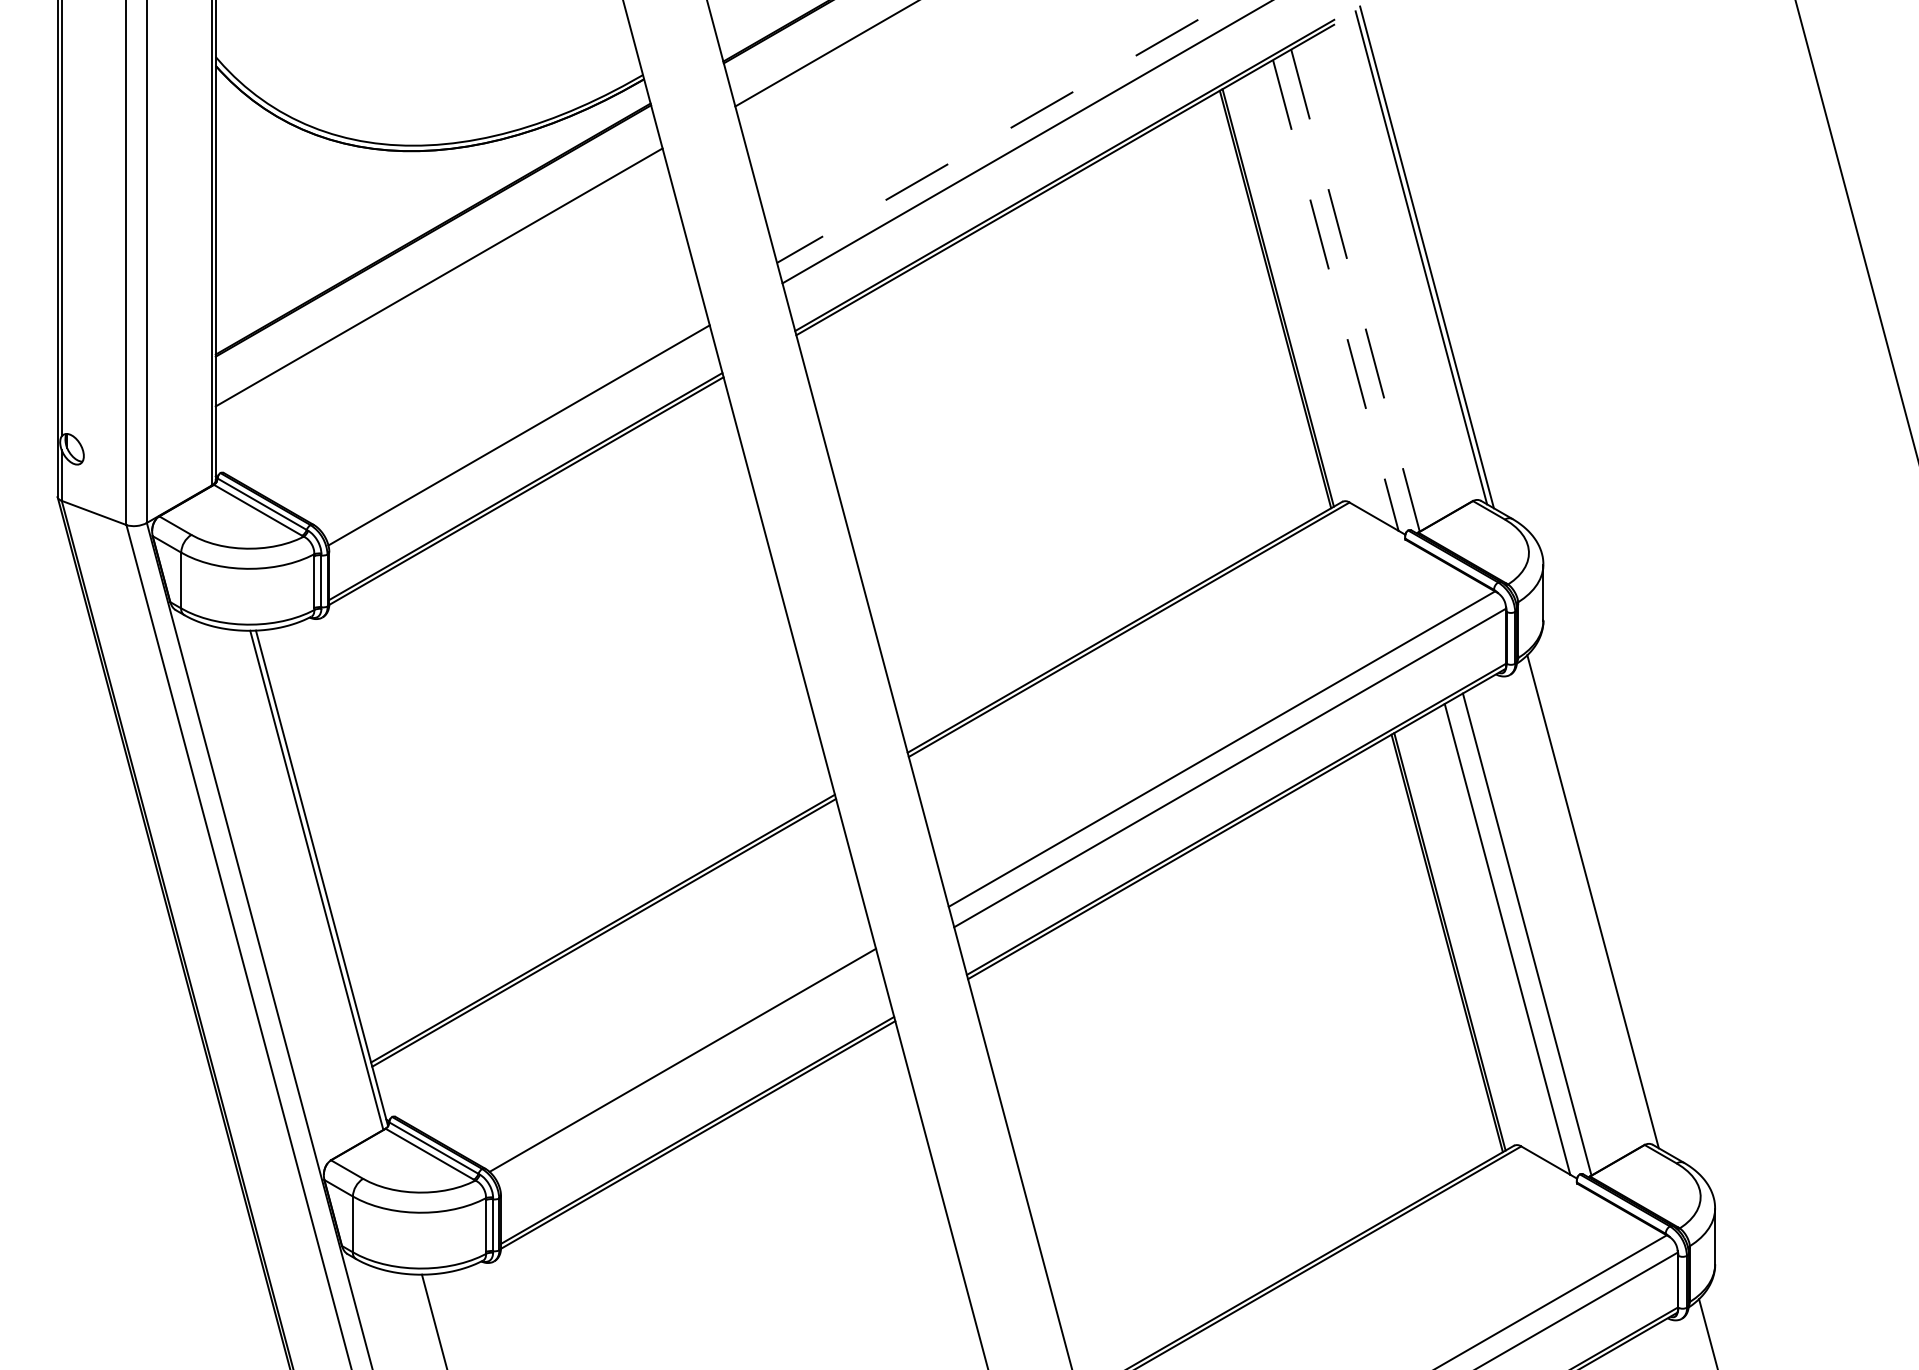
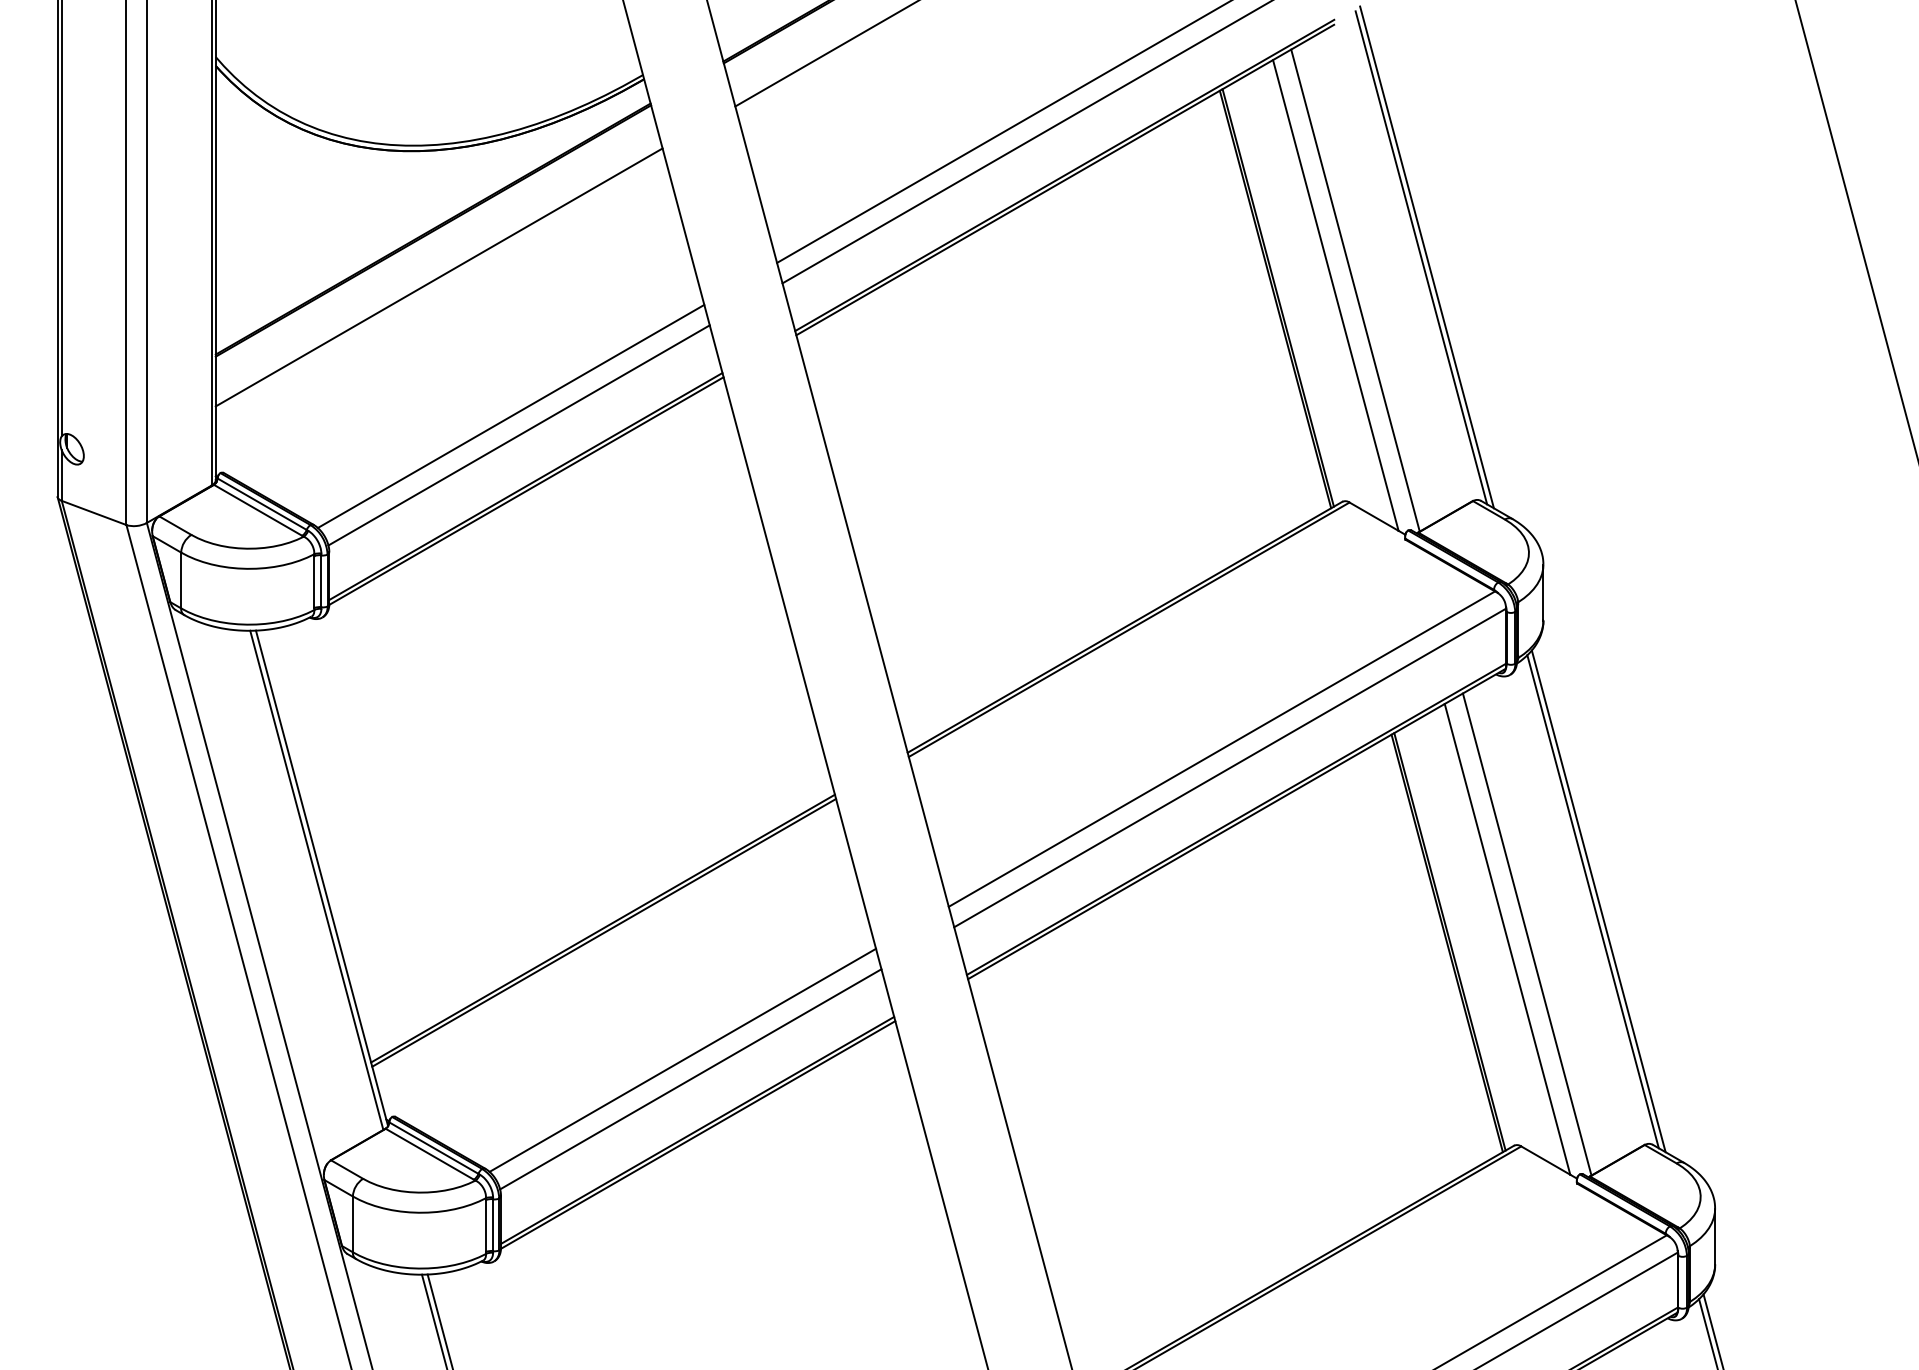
line: dashed -> solid (1004, 131)
line: dashed -> solid (1355, 291)
line: dashed -> solid (1335, 295)
line: none -> present (510, 415)
line: none -> present (1598, 901)
line: none -> present (690, 1079)
line: none -> present (439, 1320)
line: none -> present (1712, 1330)
